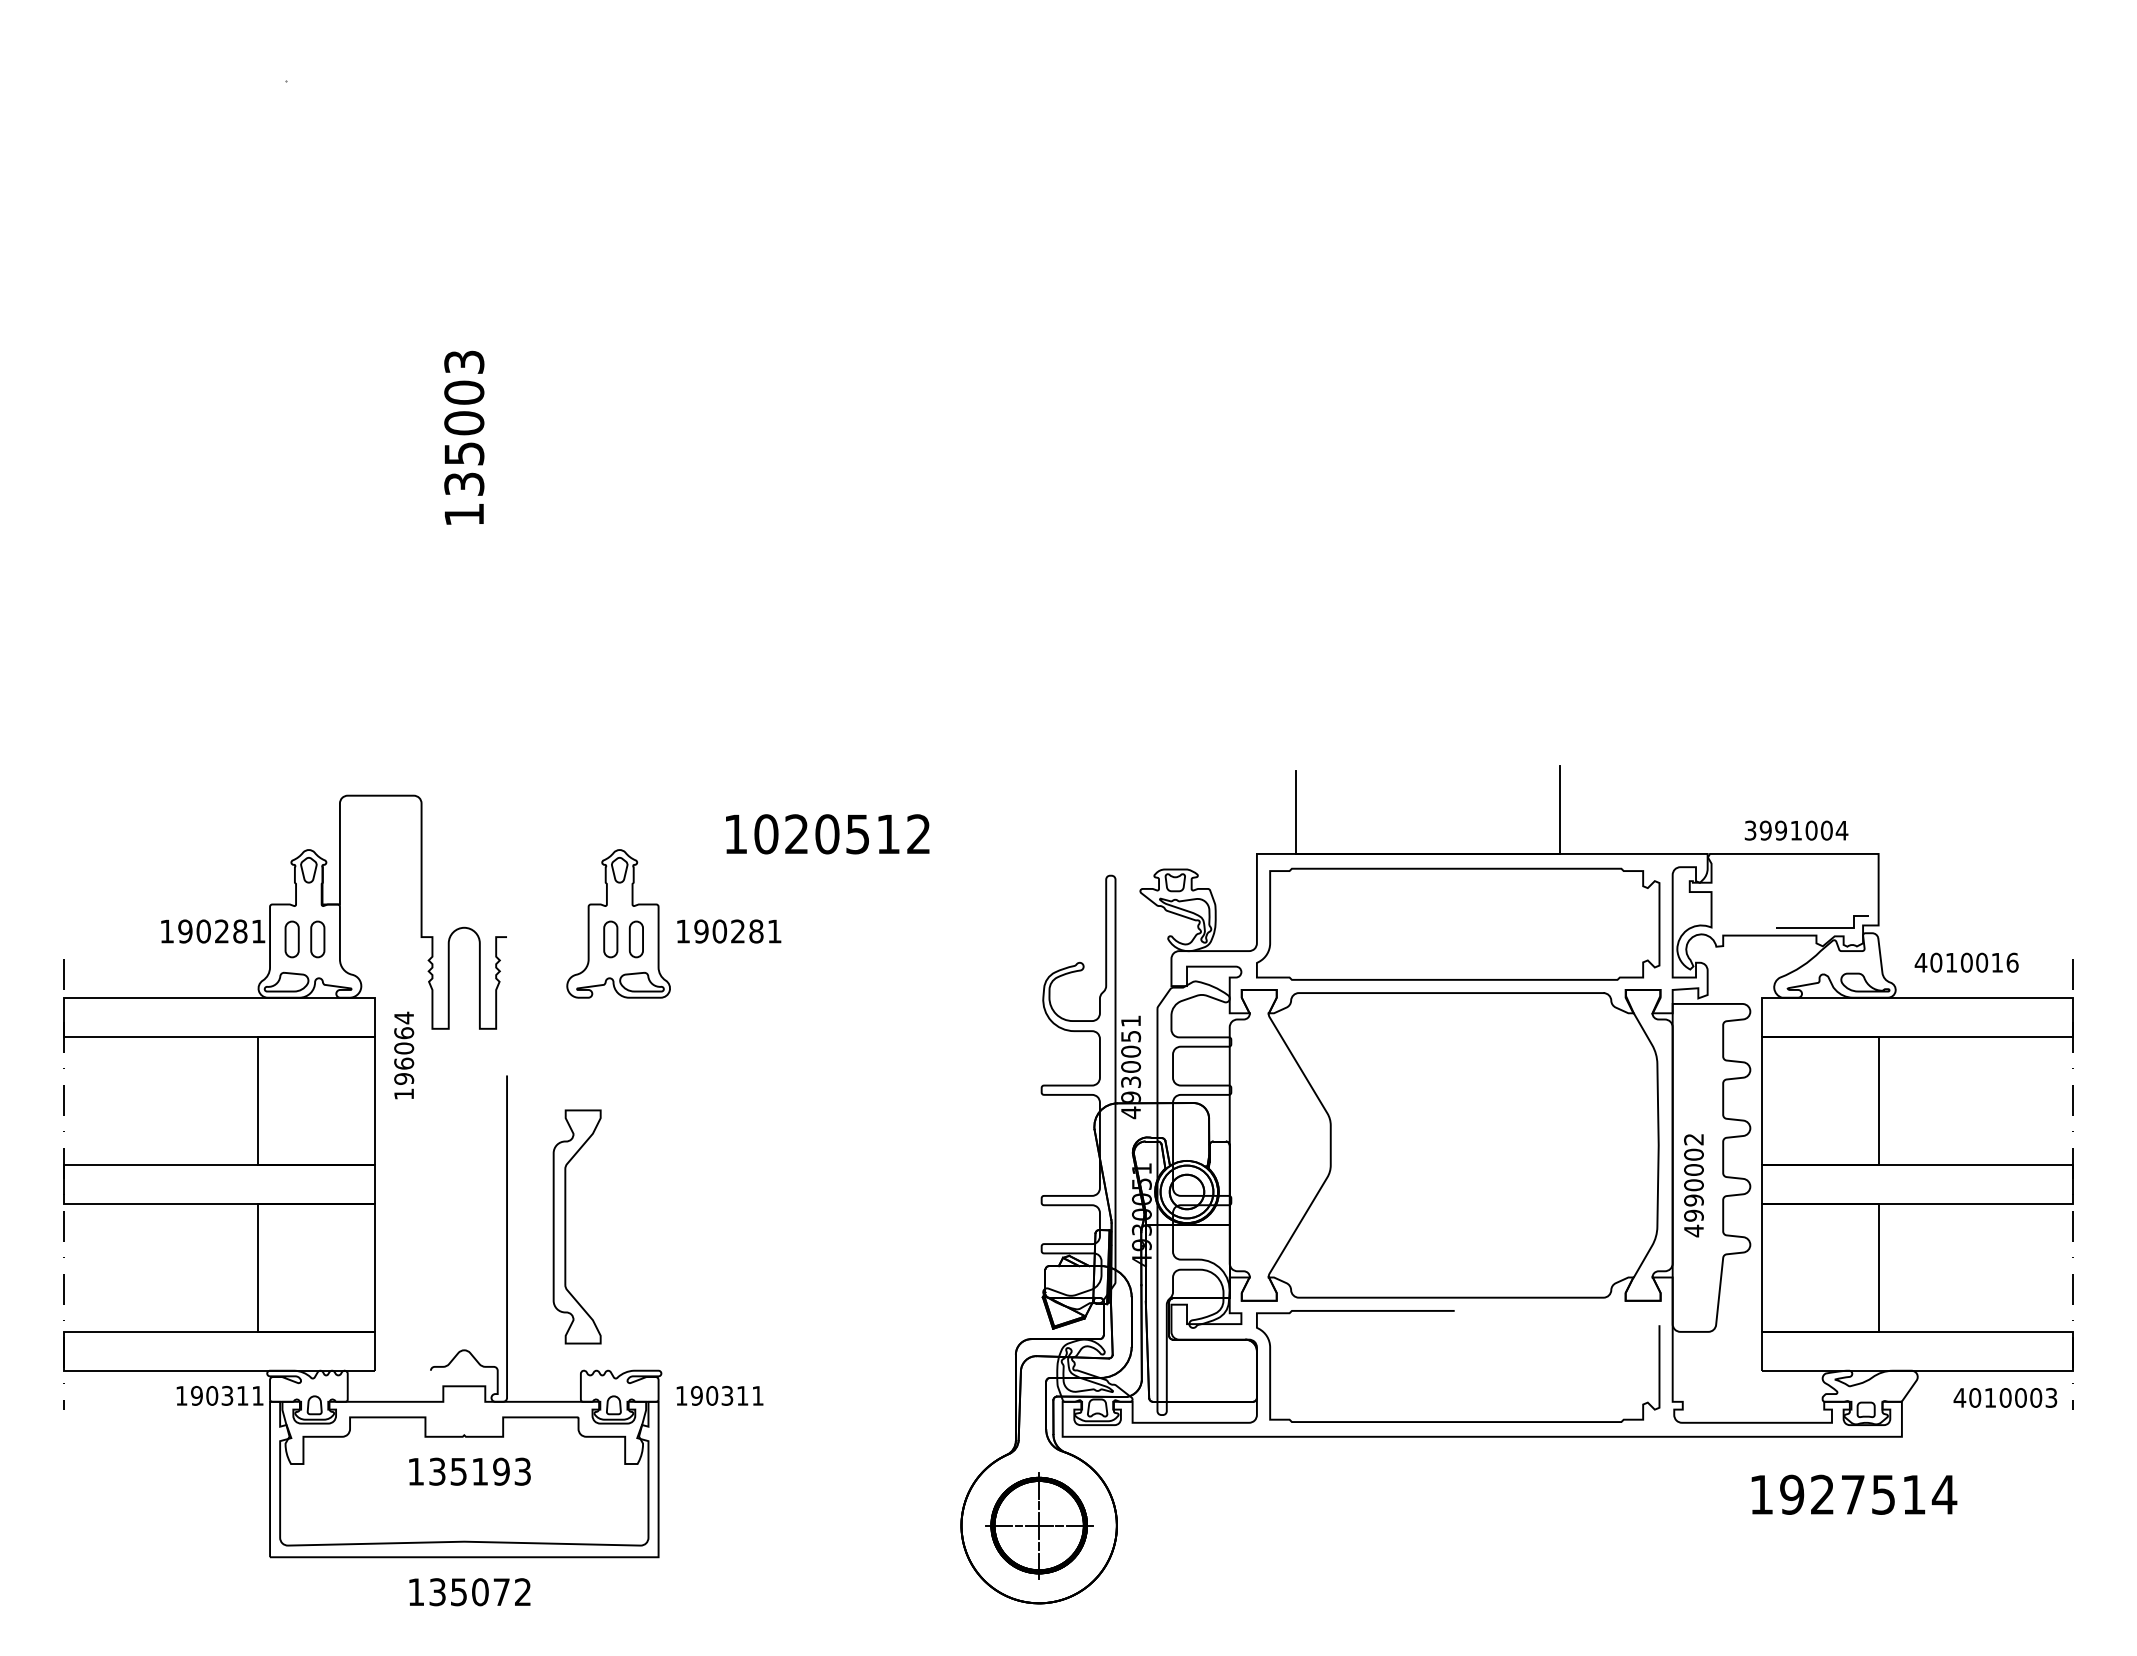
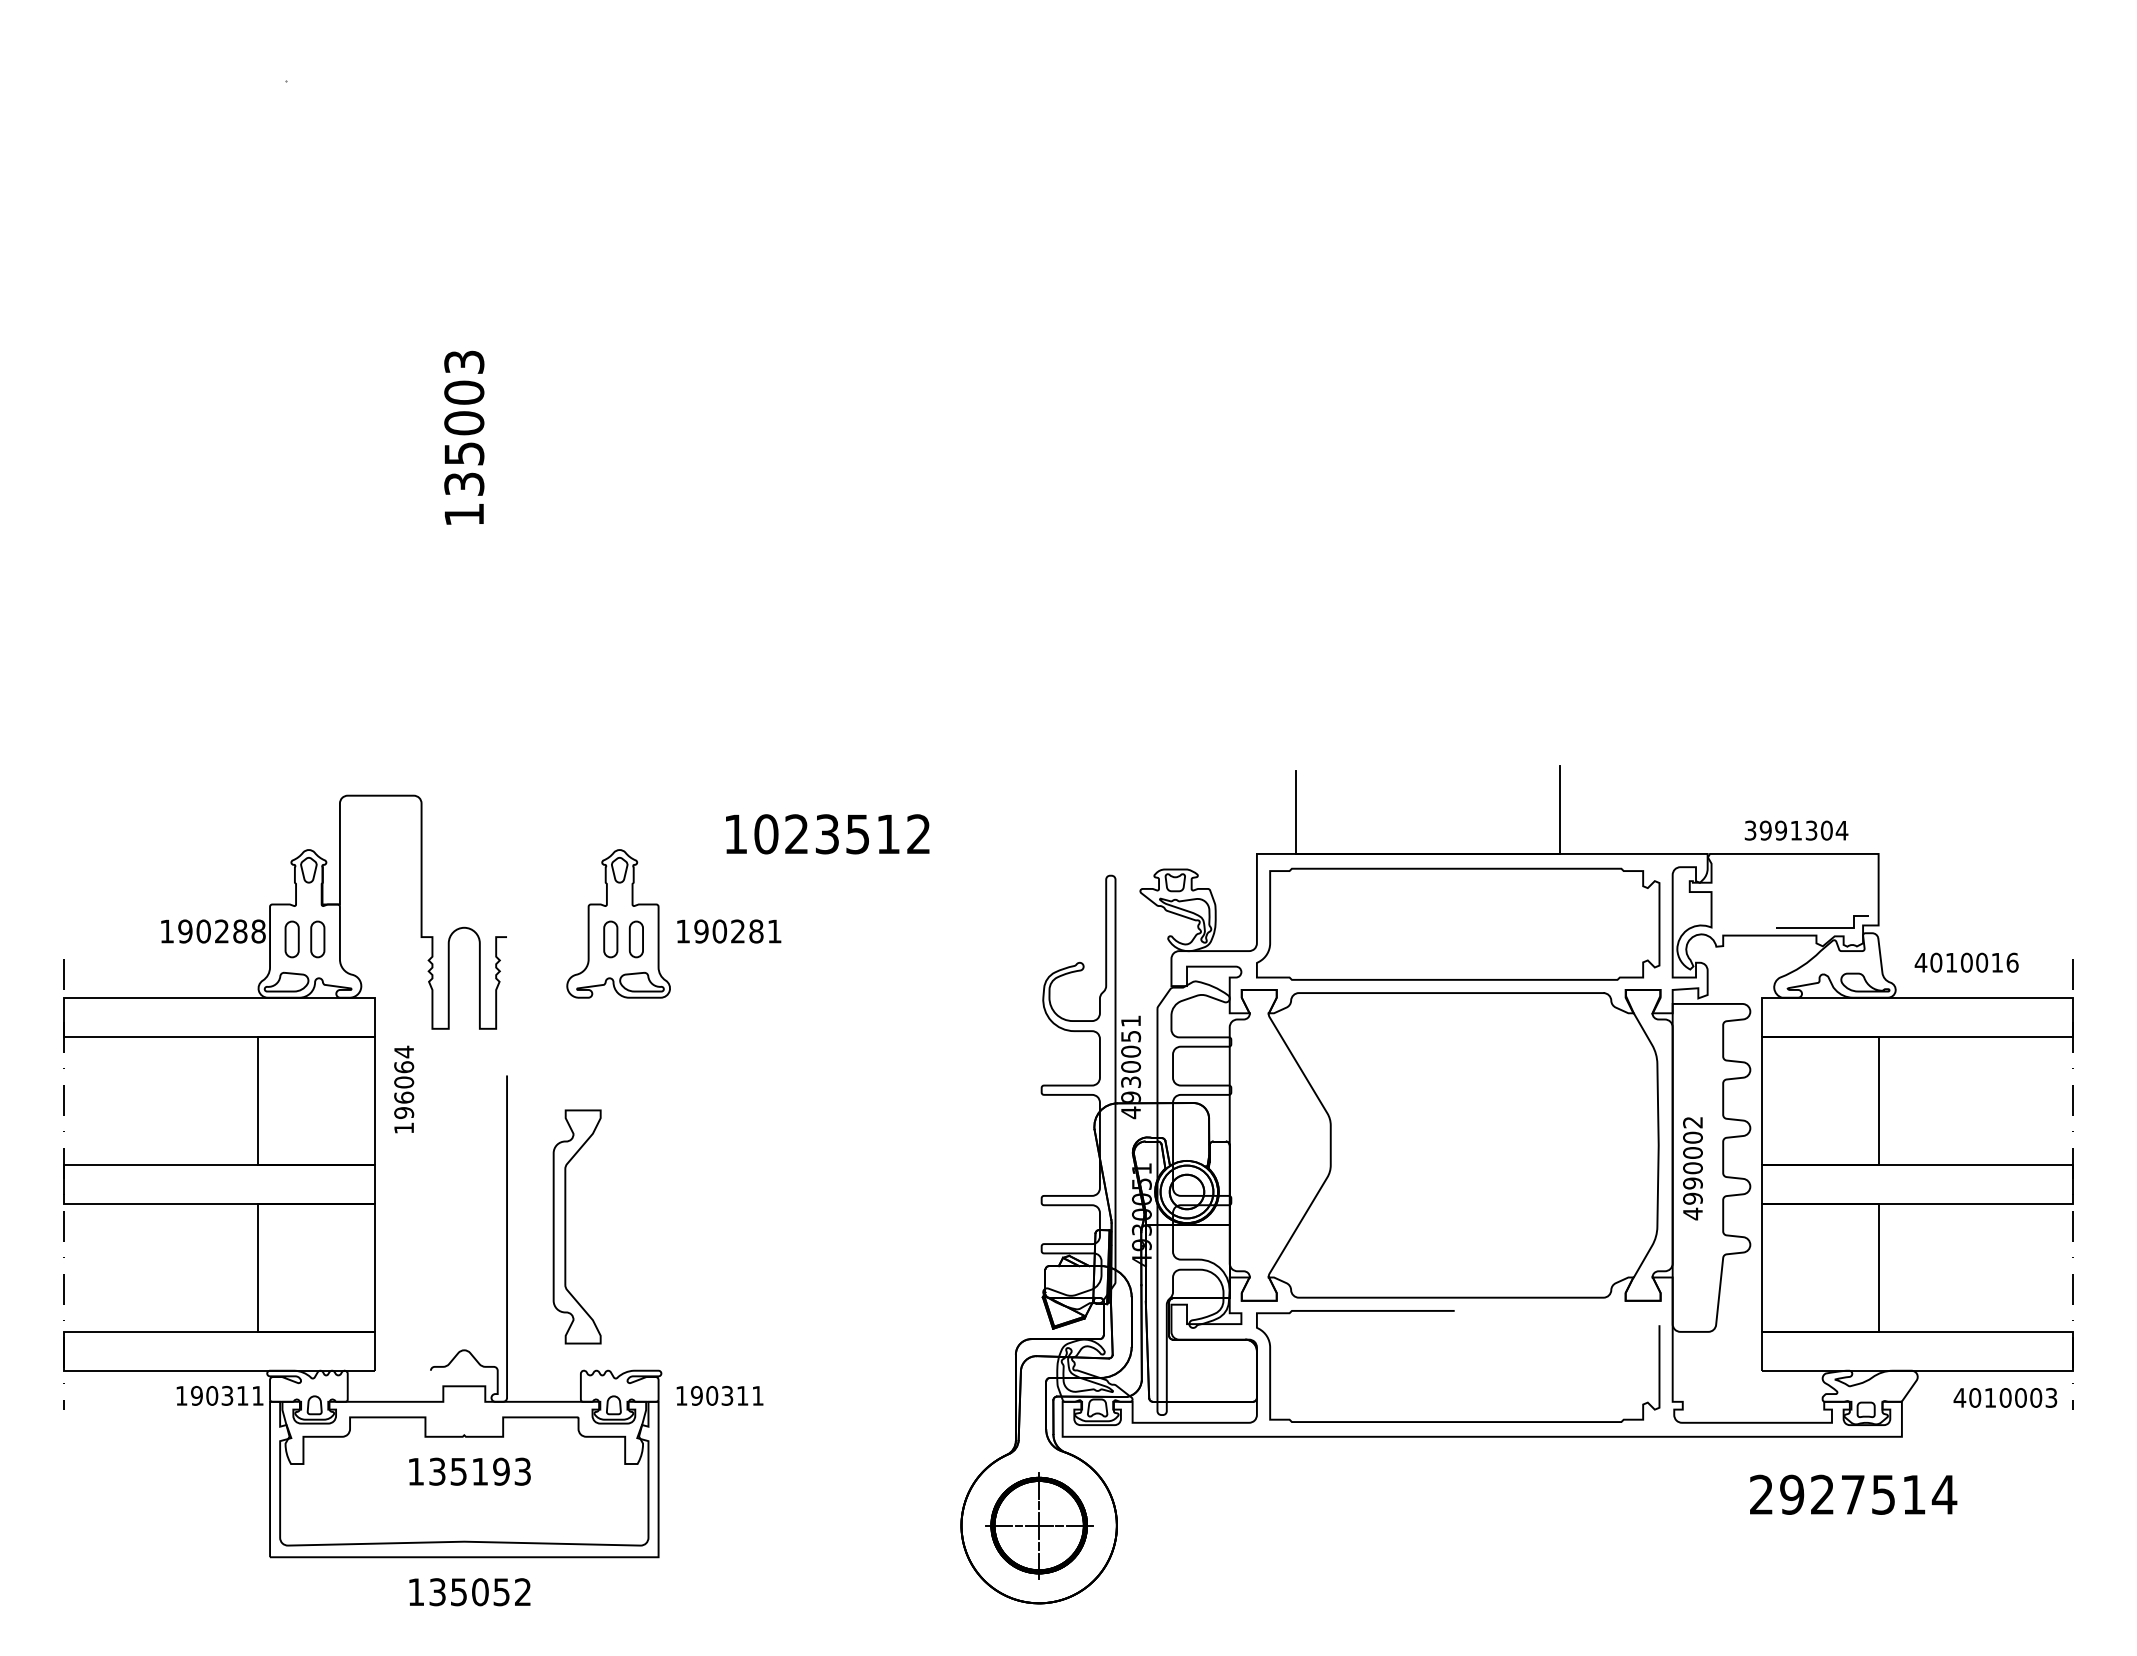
text: 3991004 -> 3991304 (1811, 830)
text: 1020512 -> 1023512 (827, 834)
text: 190281 -> 190288 (258, 931)
text position: (404, 1055) -> (404, 1089) (404, 1089)
text position: (1693, 1185) -> (1692, 1168) (1692, 1168)
text: 1927514 -> 2927514 (1761, 1494)
text: 135072 -> 135052 (501, 1592)
